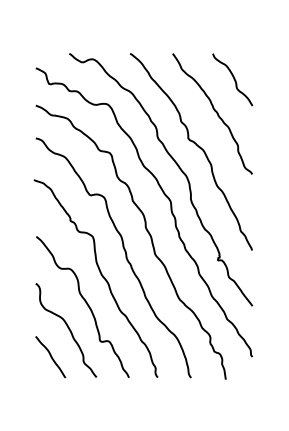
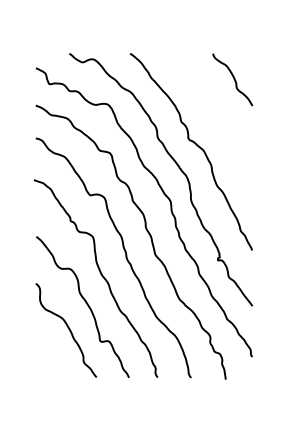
curve: present -> none (214, 111)
curve: present -> none (50, 357)
